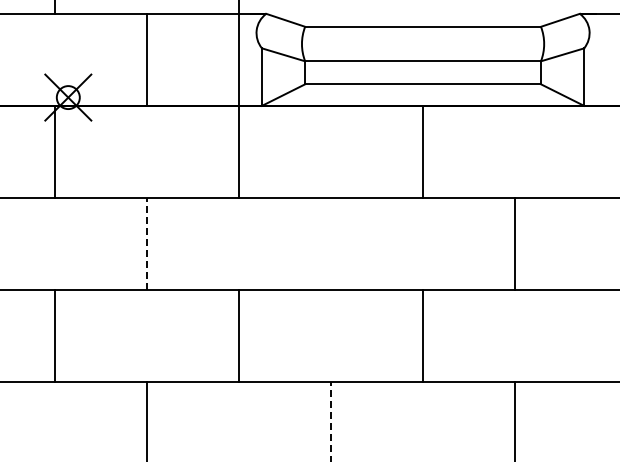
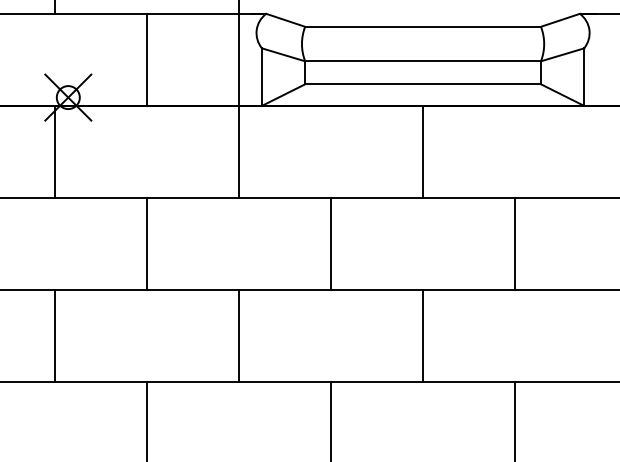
line: dashed -> solid (146, 243)
line: none -> present (331, 243)
line: dashed -> solid (331, 421)
